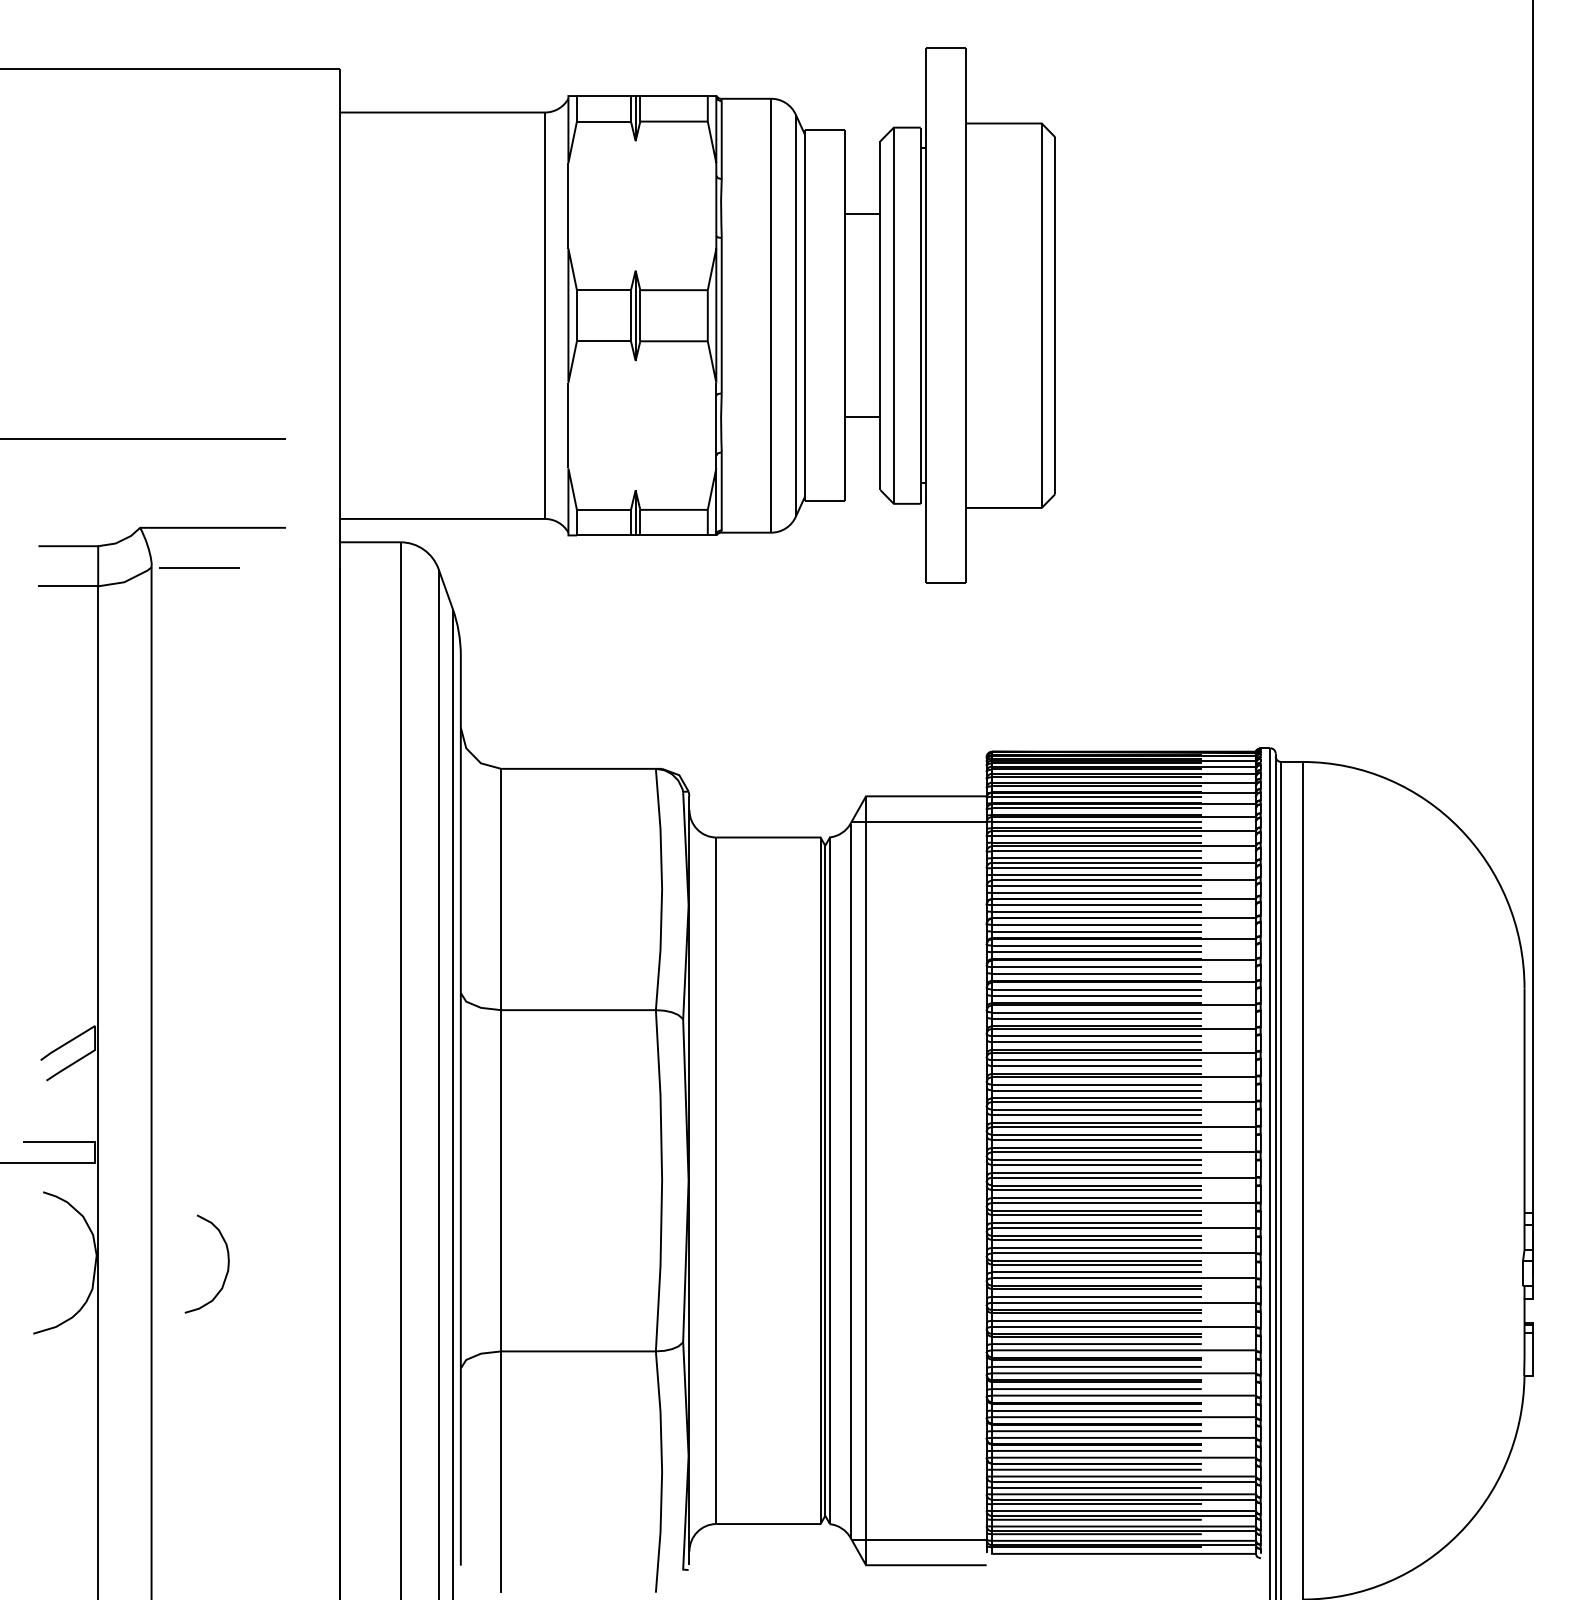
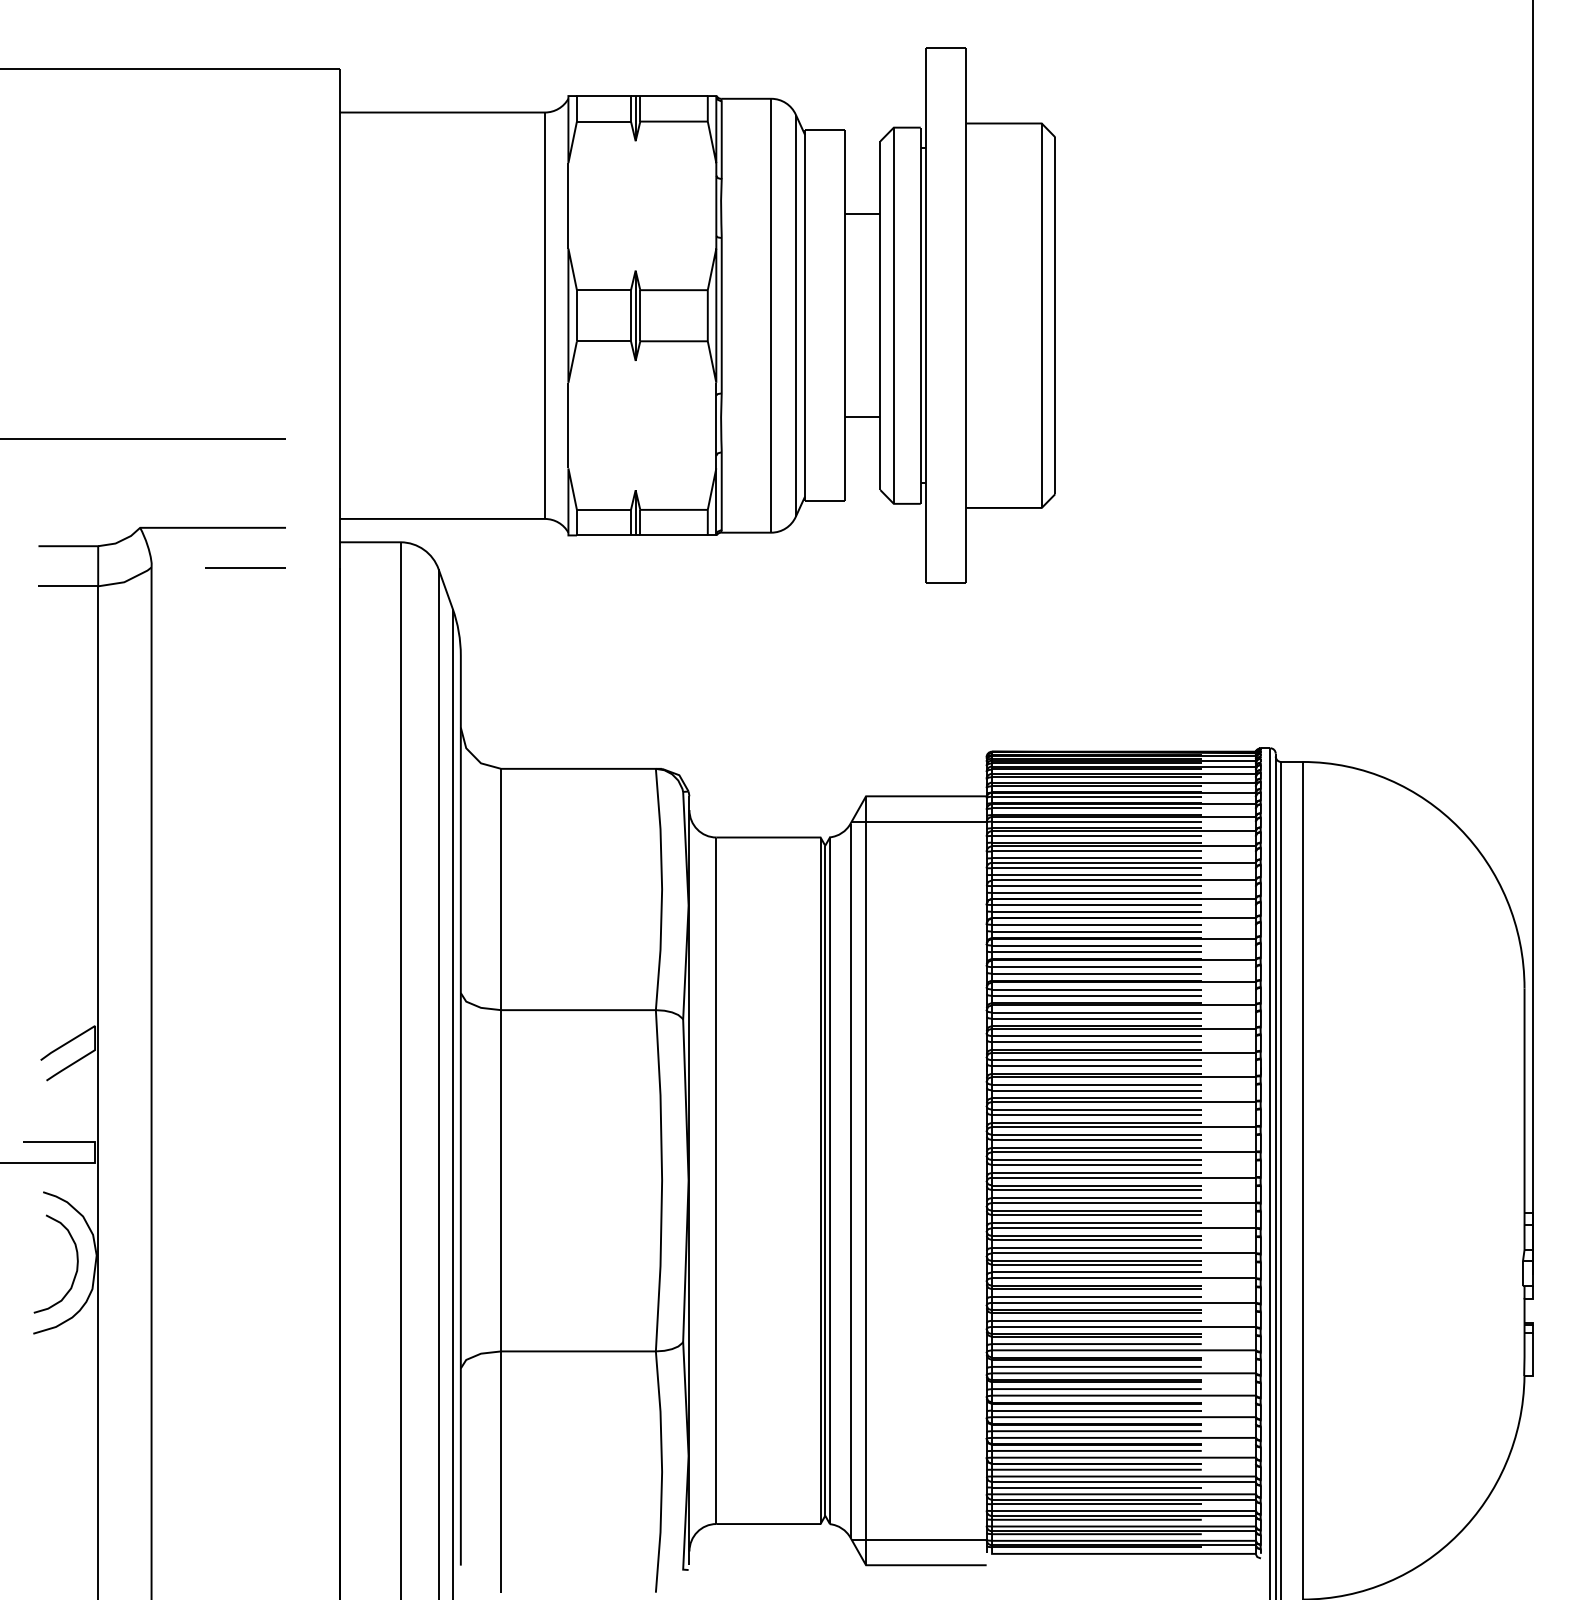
line position: (199, 567) -> (245, 567) (245, 567)
curve position: (227, 1263) -> (76, 1263) (76, 1263)
